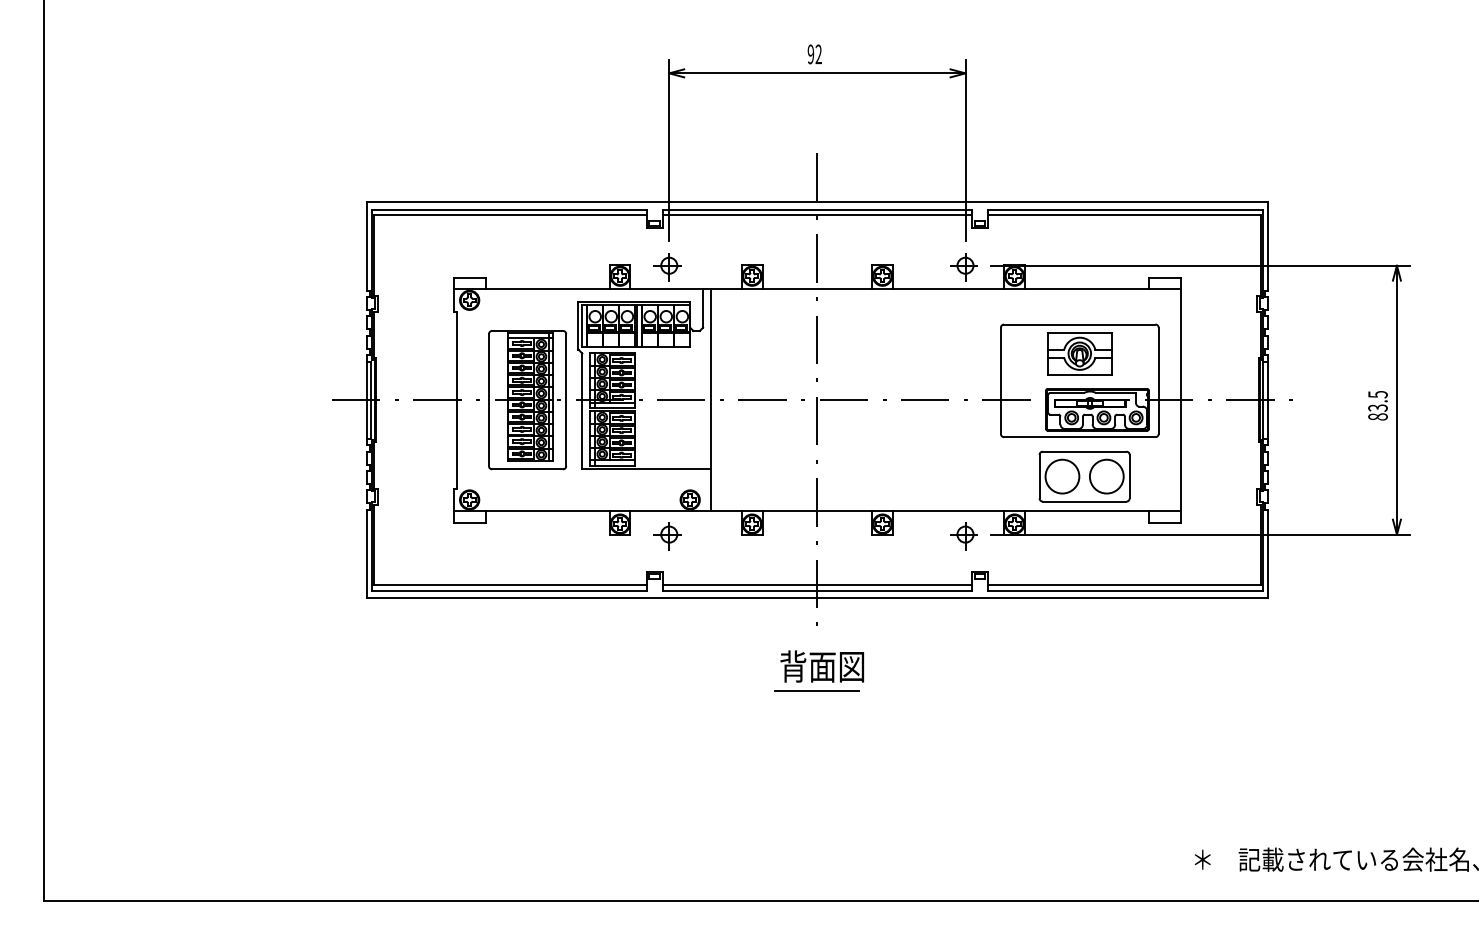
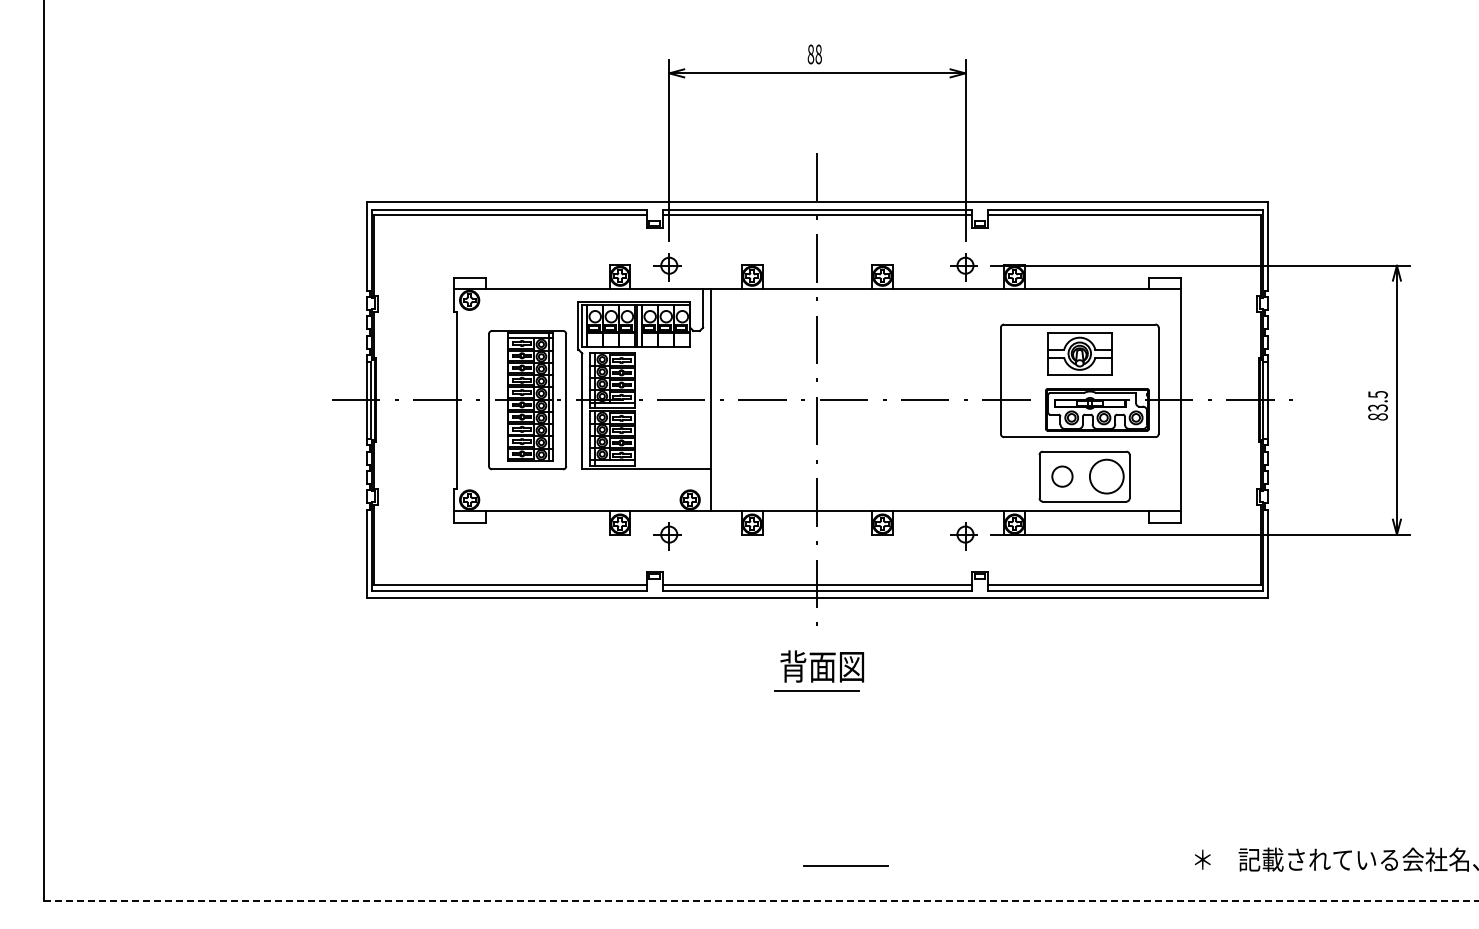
text: 92 -> 88 (814, 54)
circle diameter: 34 px -> 20 px (1062, 476)
line: none -> present (845, 865)
line: solid -> dashed (761, 901)
